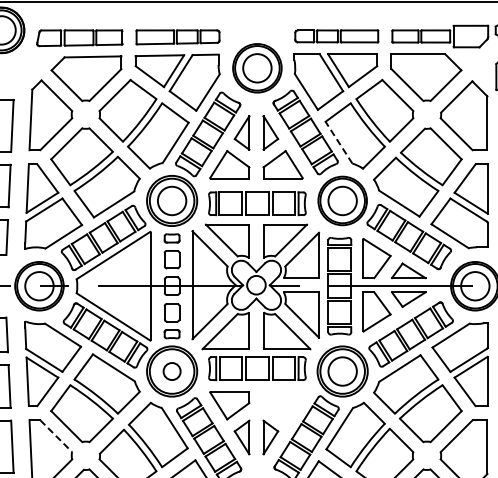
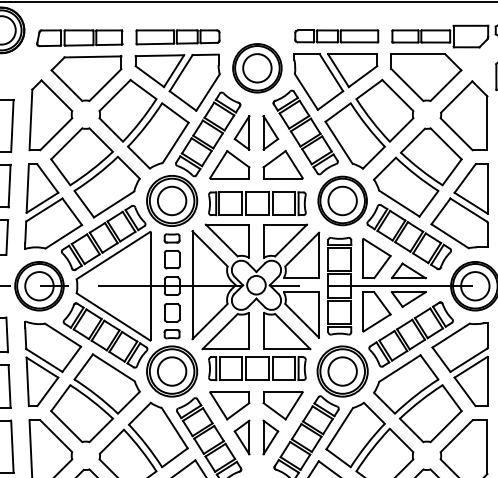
line: dashed -> solid (339, 142)
circle diameter: 17 px -> 28 px (171, 371)
part: none -> present (282, 405)
line: dashed -> solid (56, 436)
